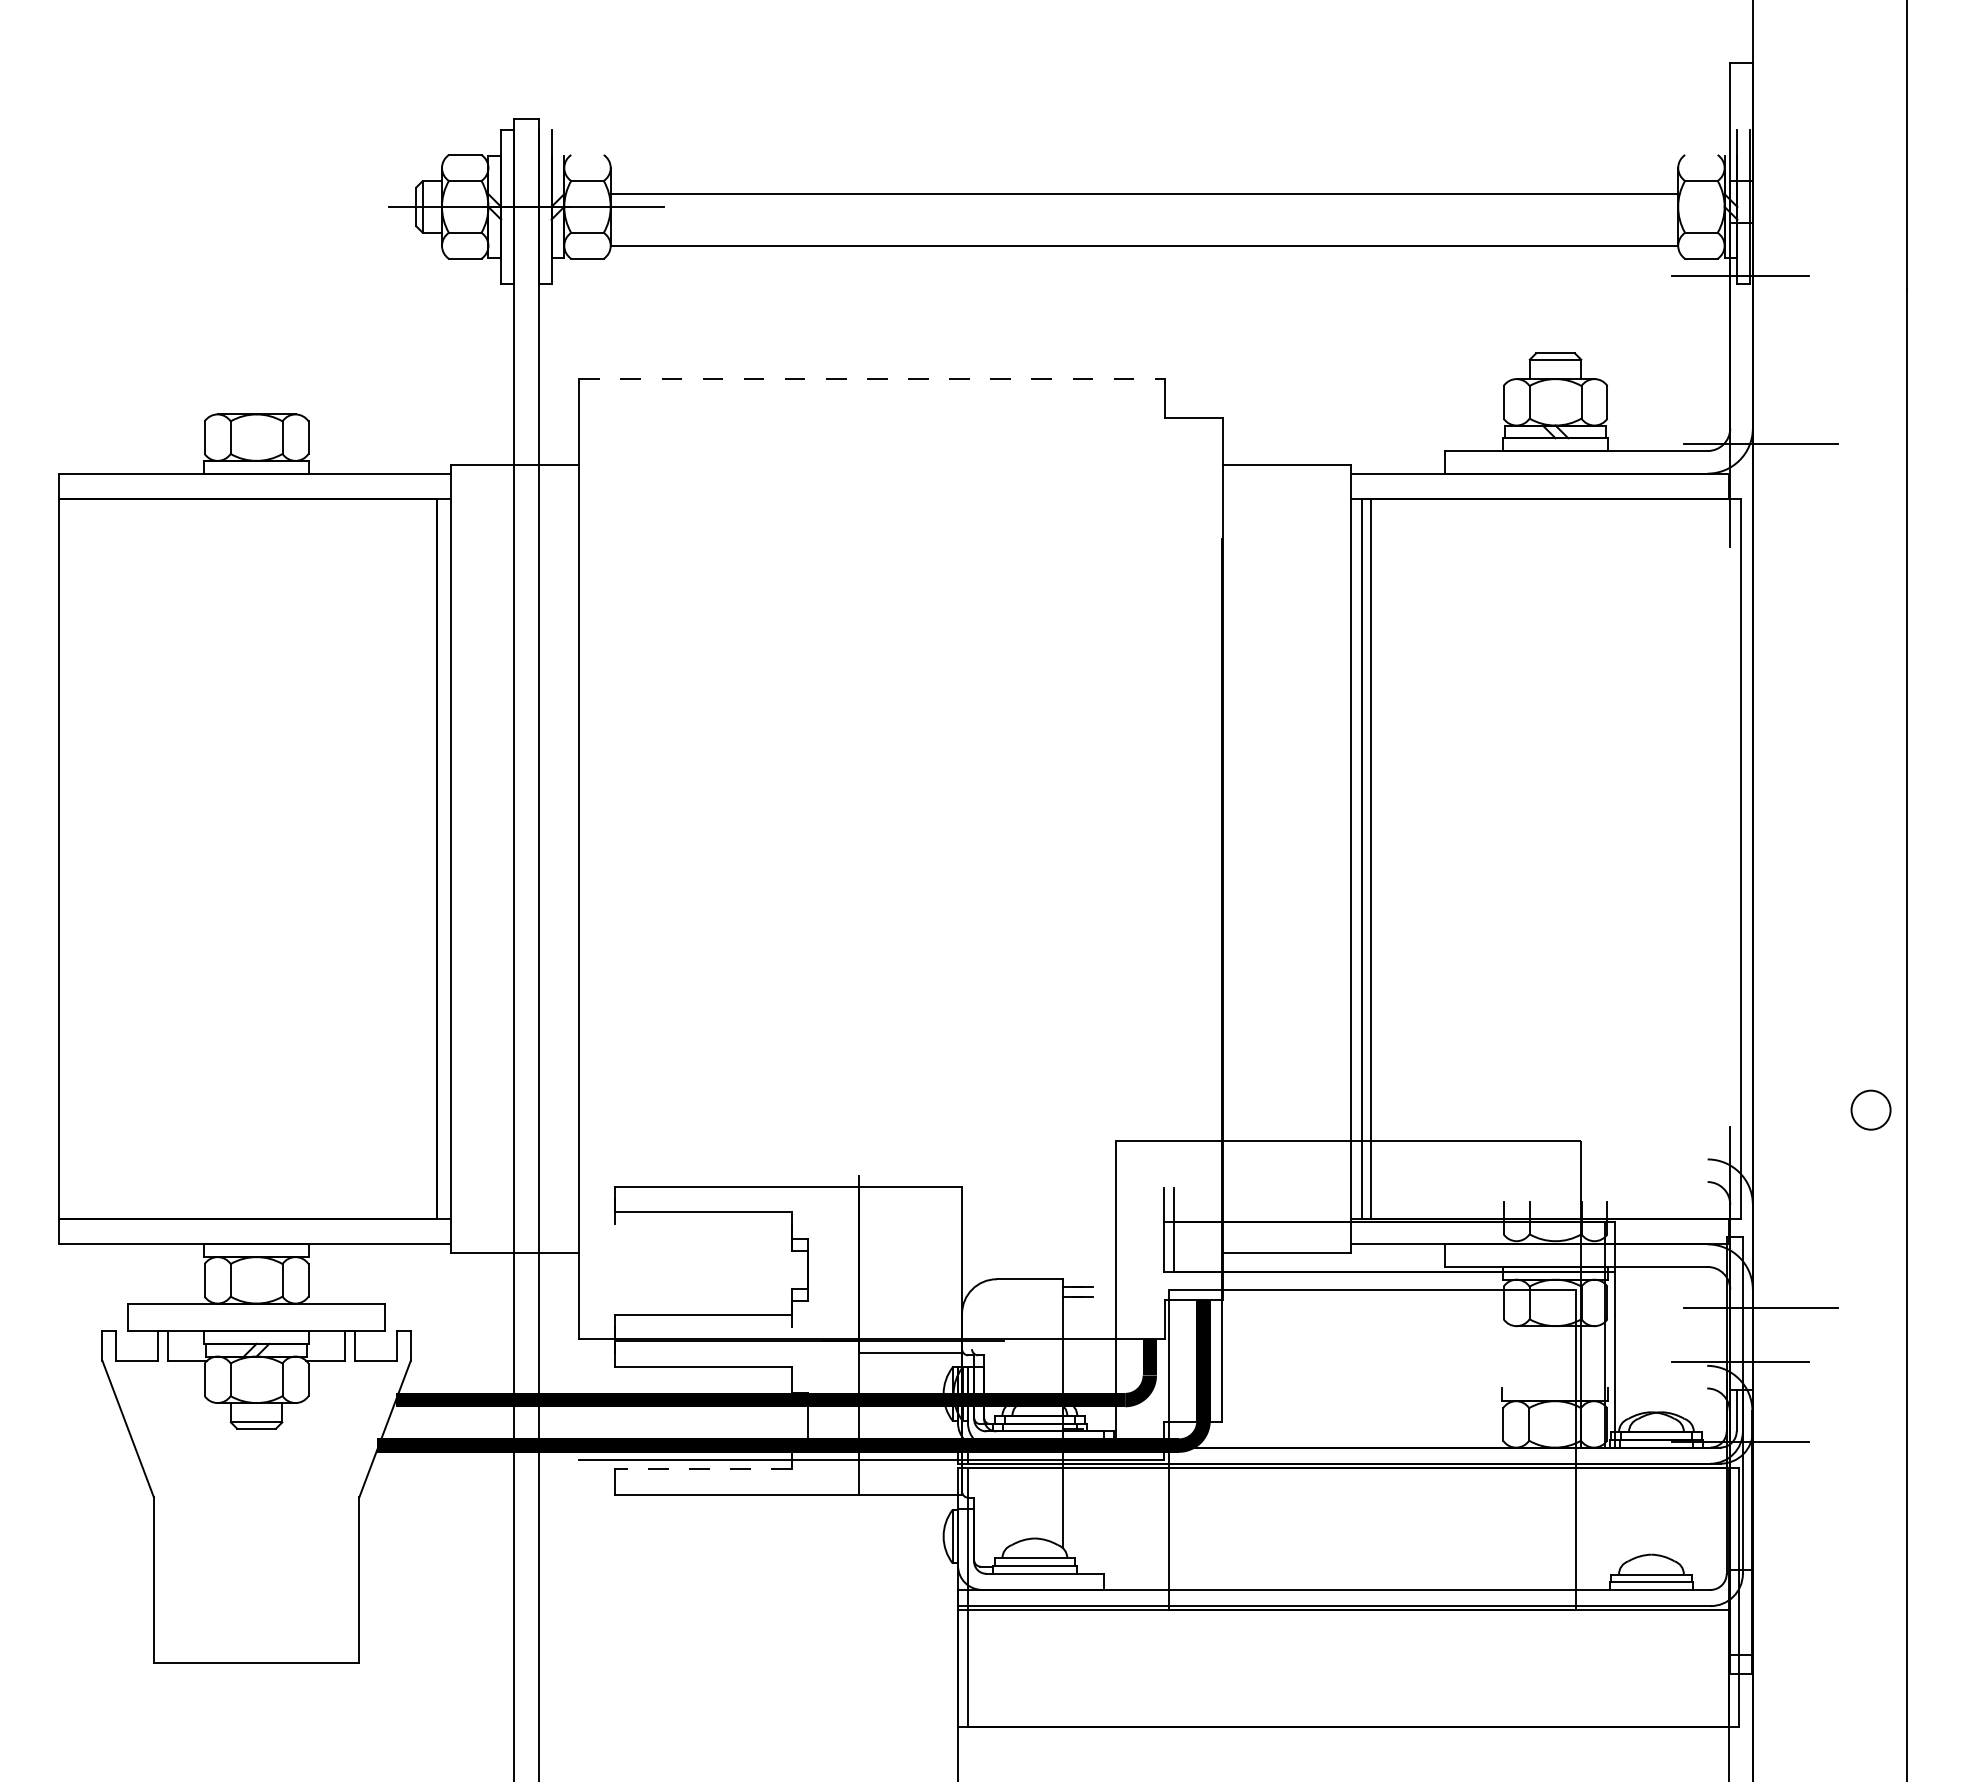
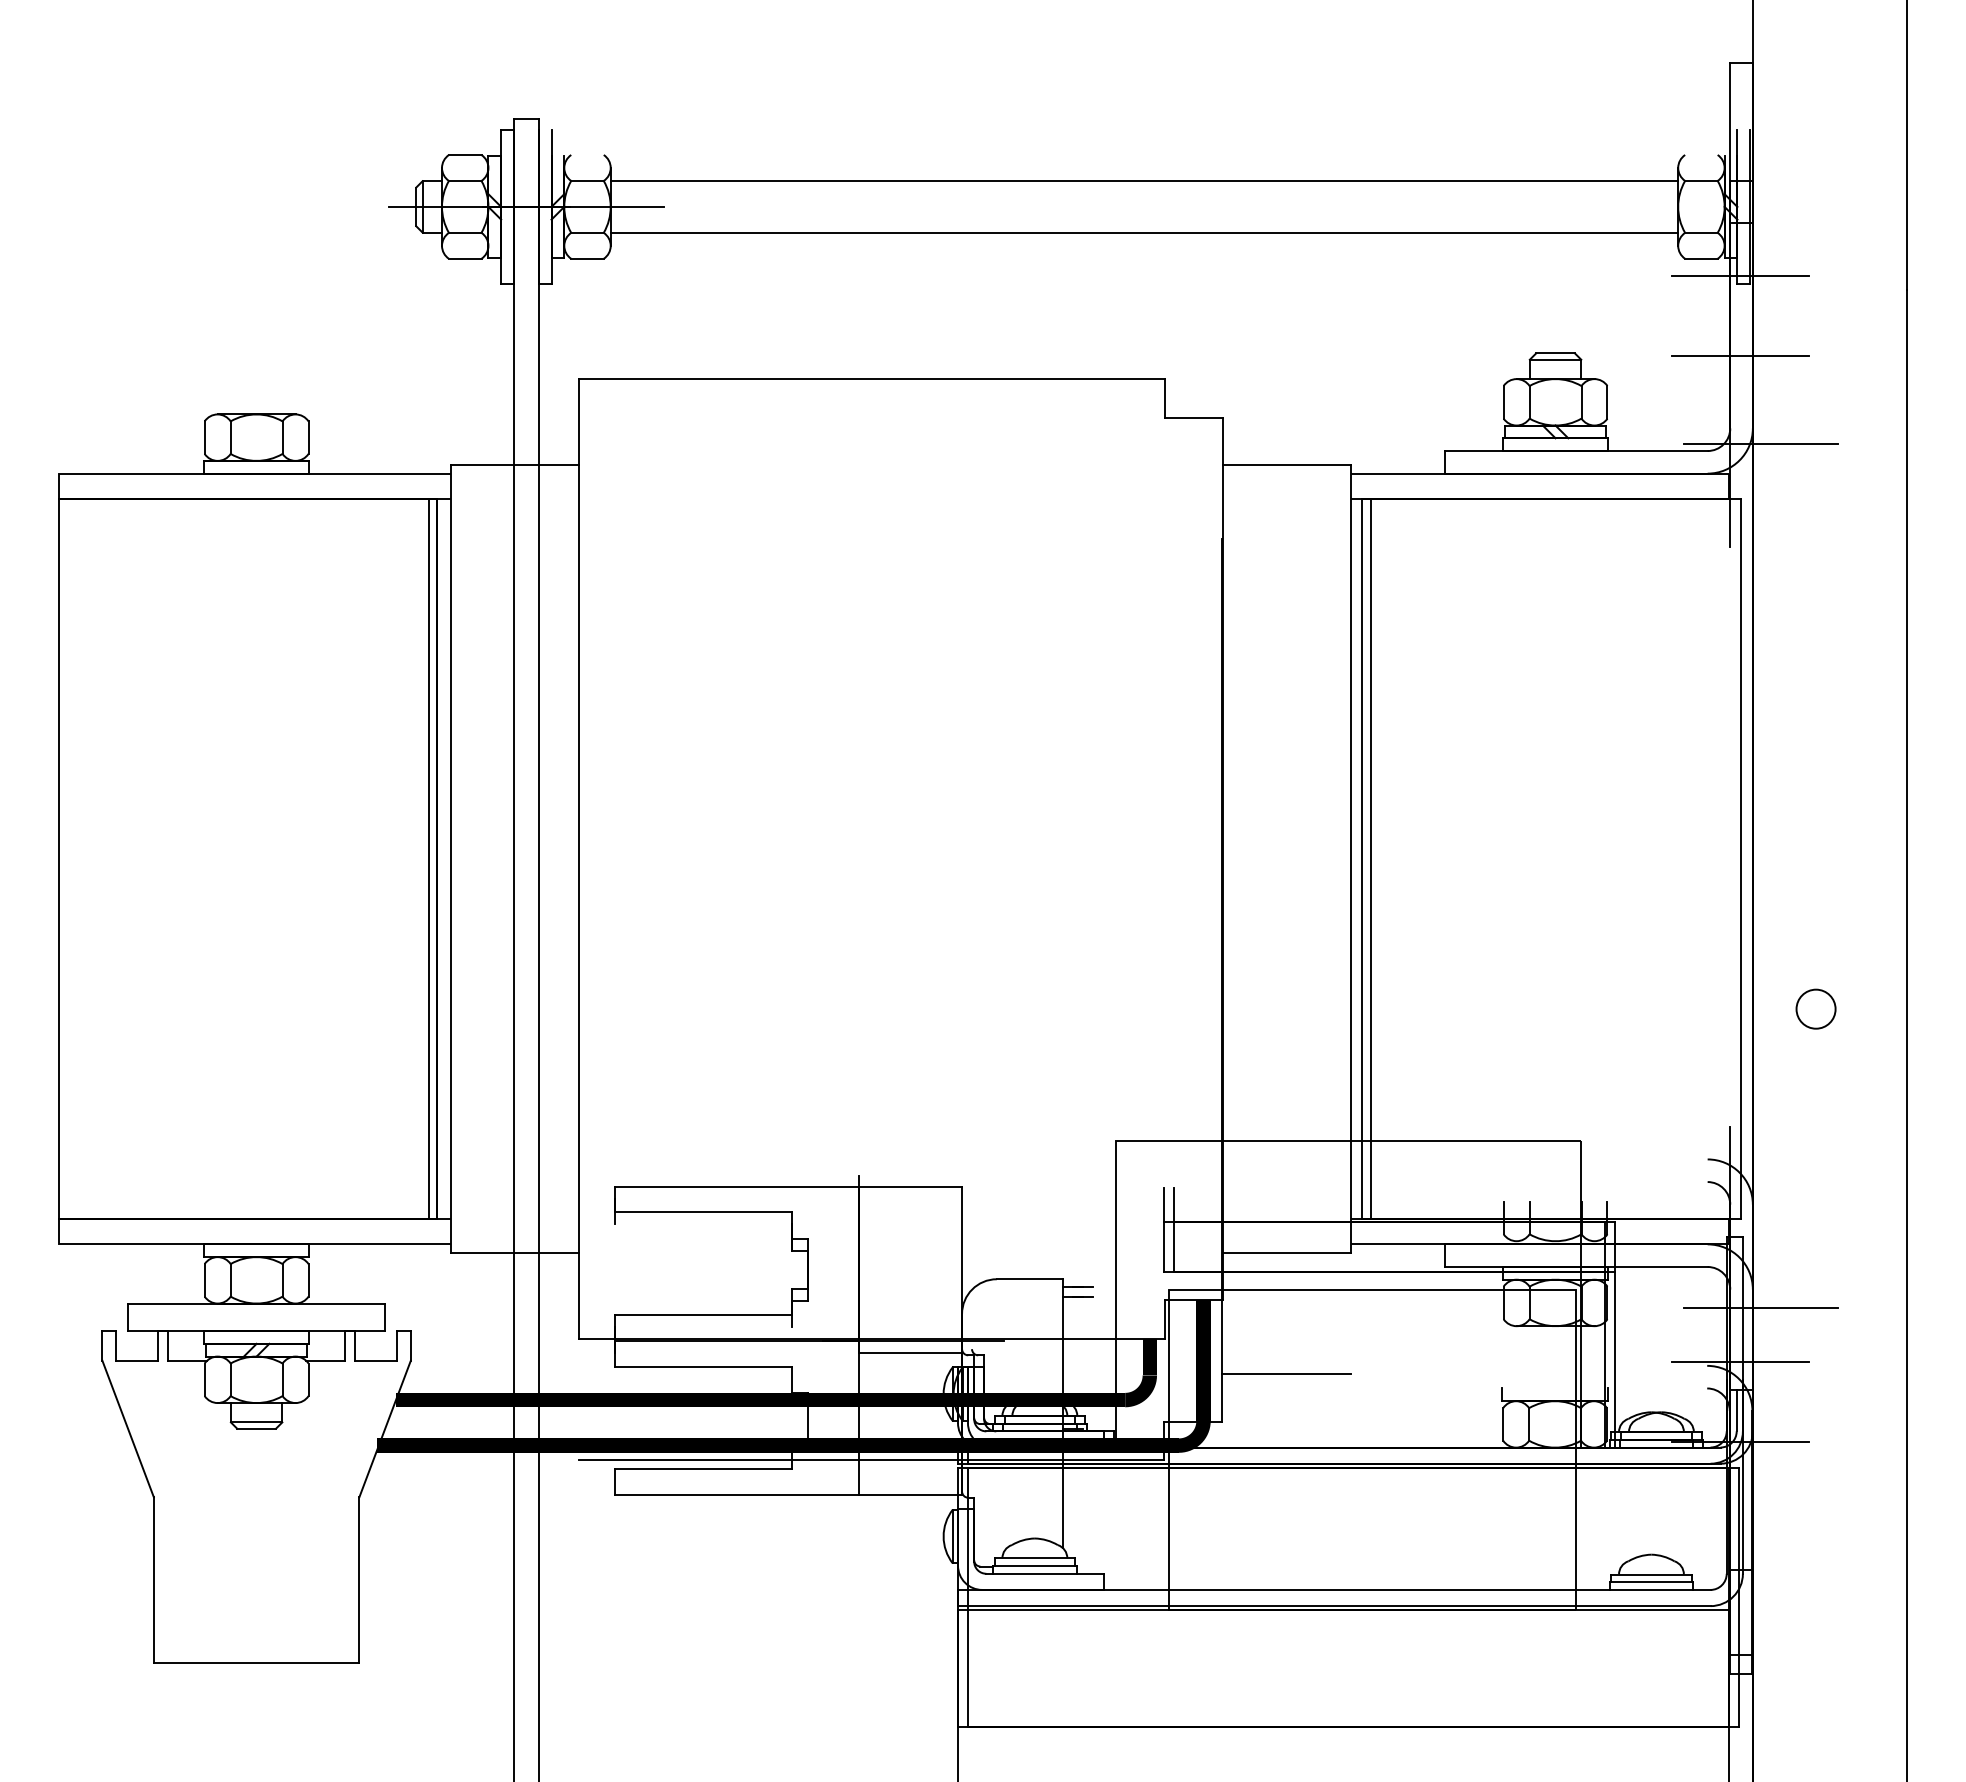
line position: (1144, 194) -> (1144, 181) (1144, 181)
line position: (1144, 245) -> (1144, 232) (1144, 232)
line: none -> present (1740, 356)
line: dashed -> solid (871, 379)
line: none -> present (428, 858)
circle position: (1870, 1109) -> (1815, 1008) (1815, 1008)
line: none -> present (1286, 1374)
line: dashed -> solid (703, 1469)
